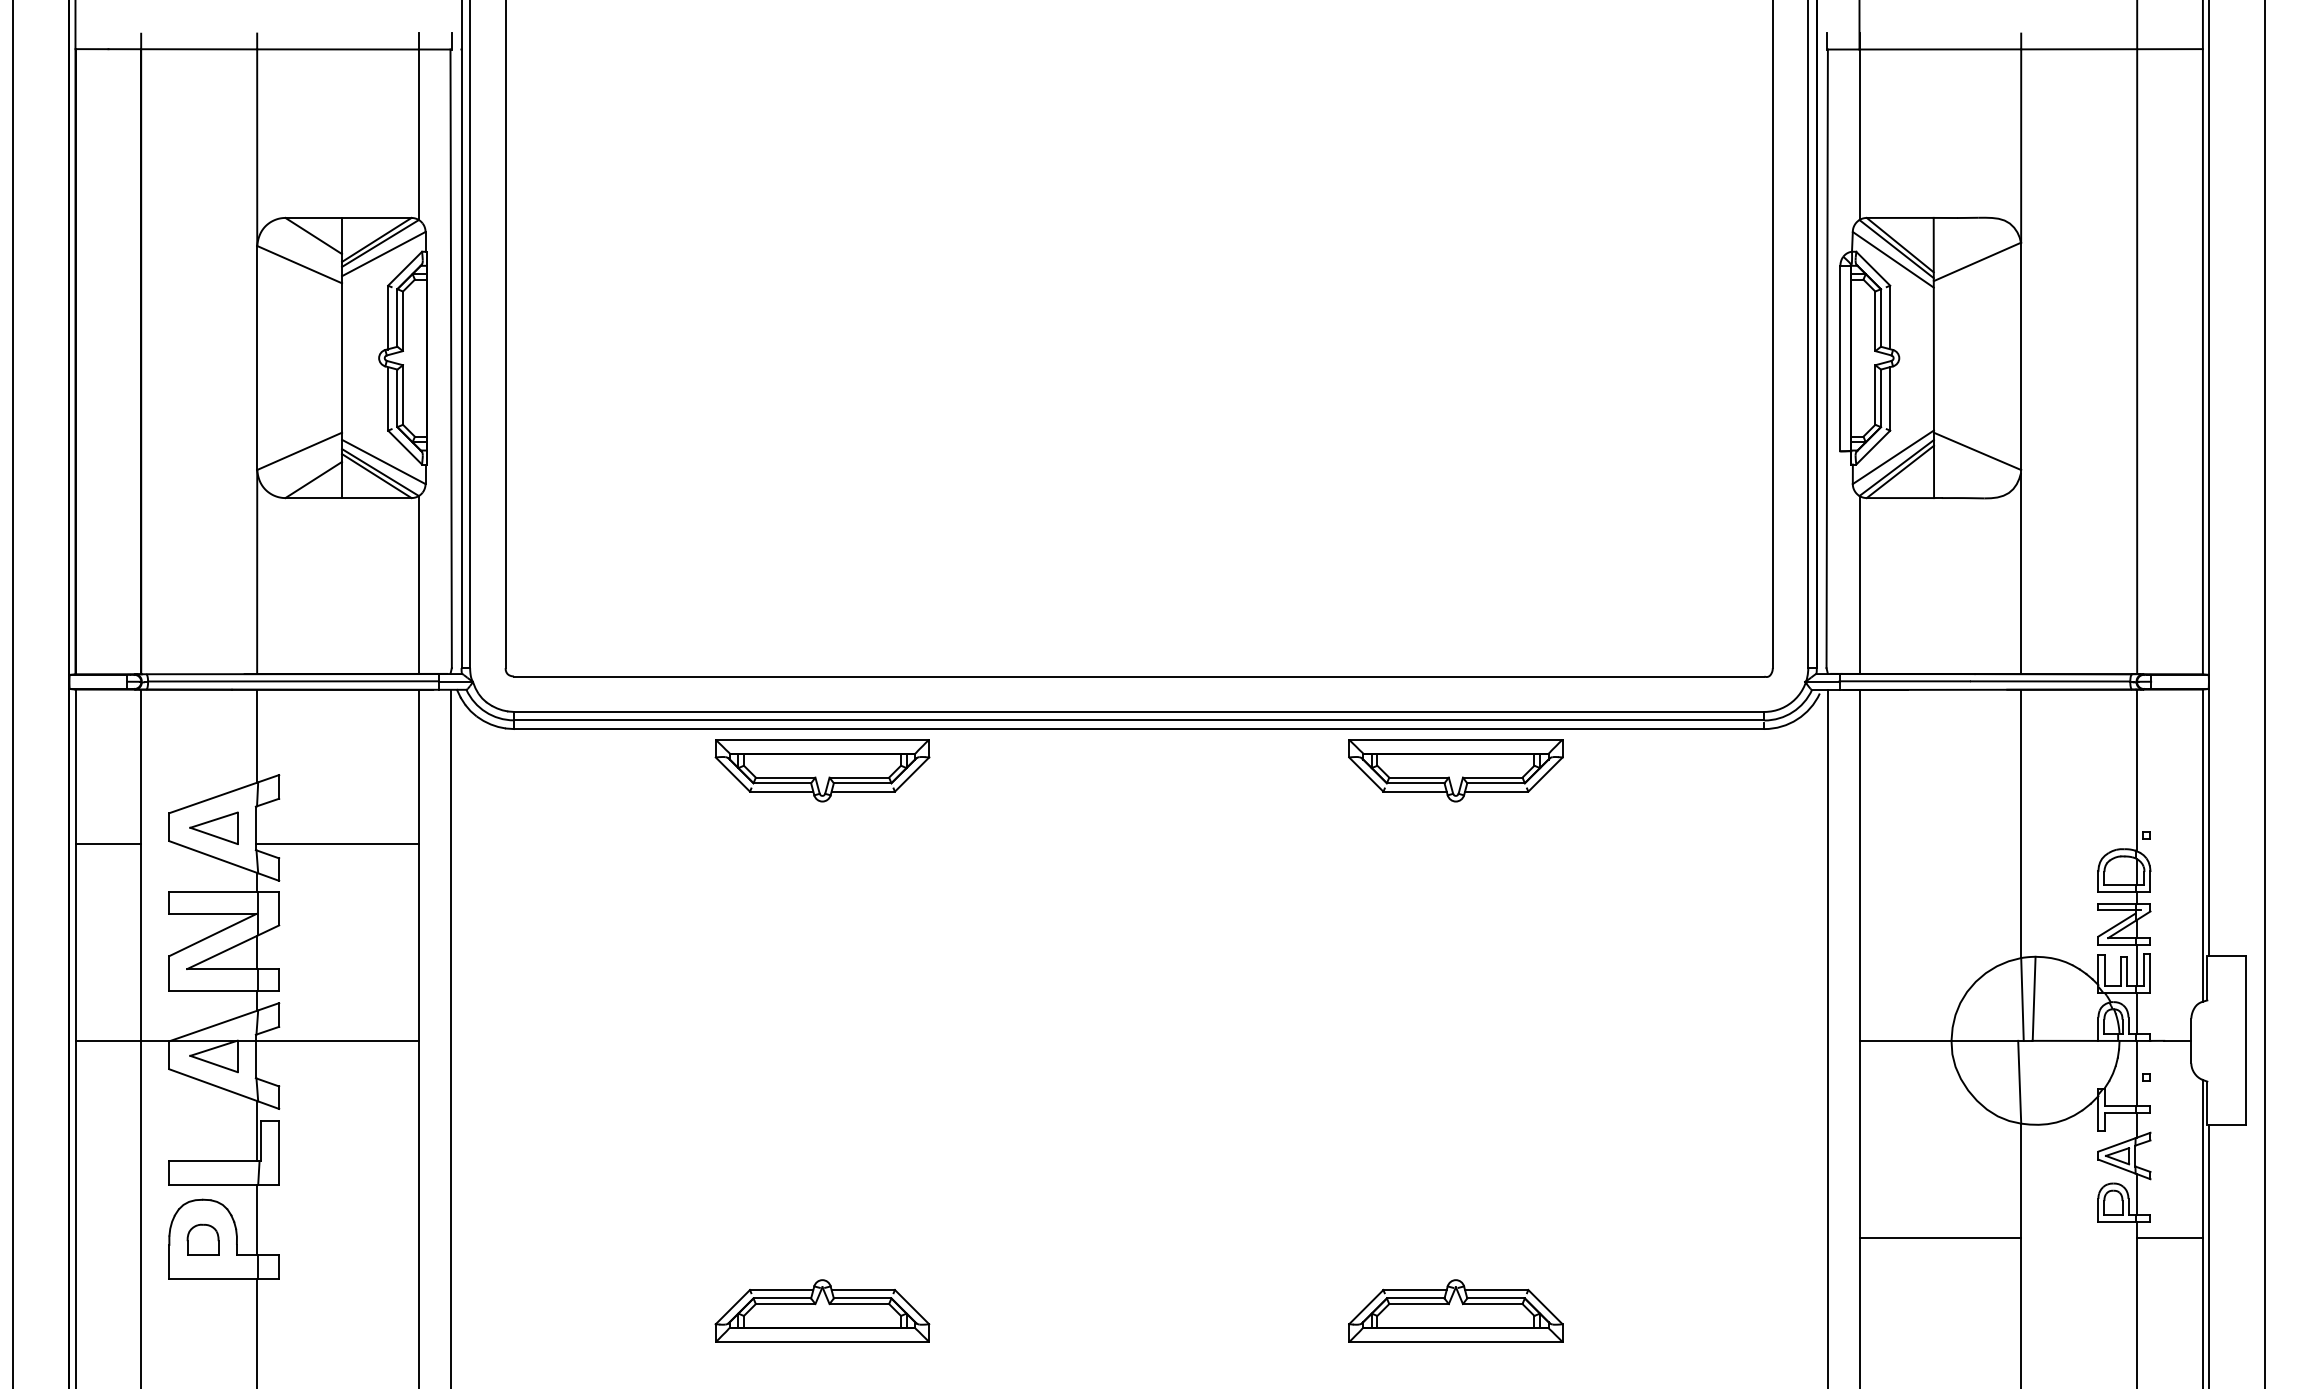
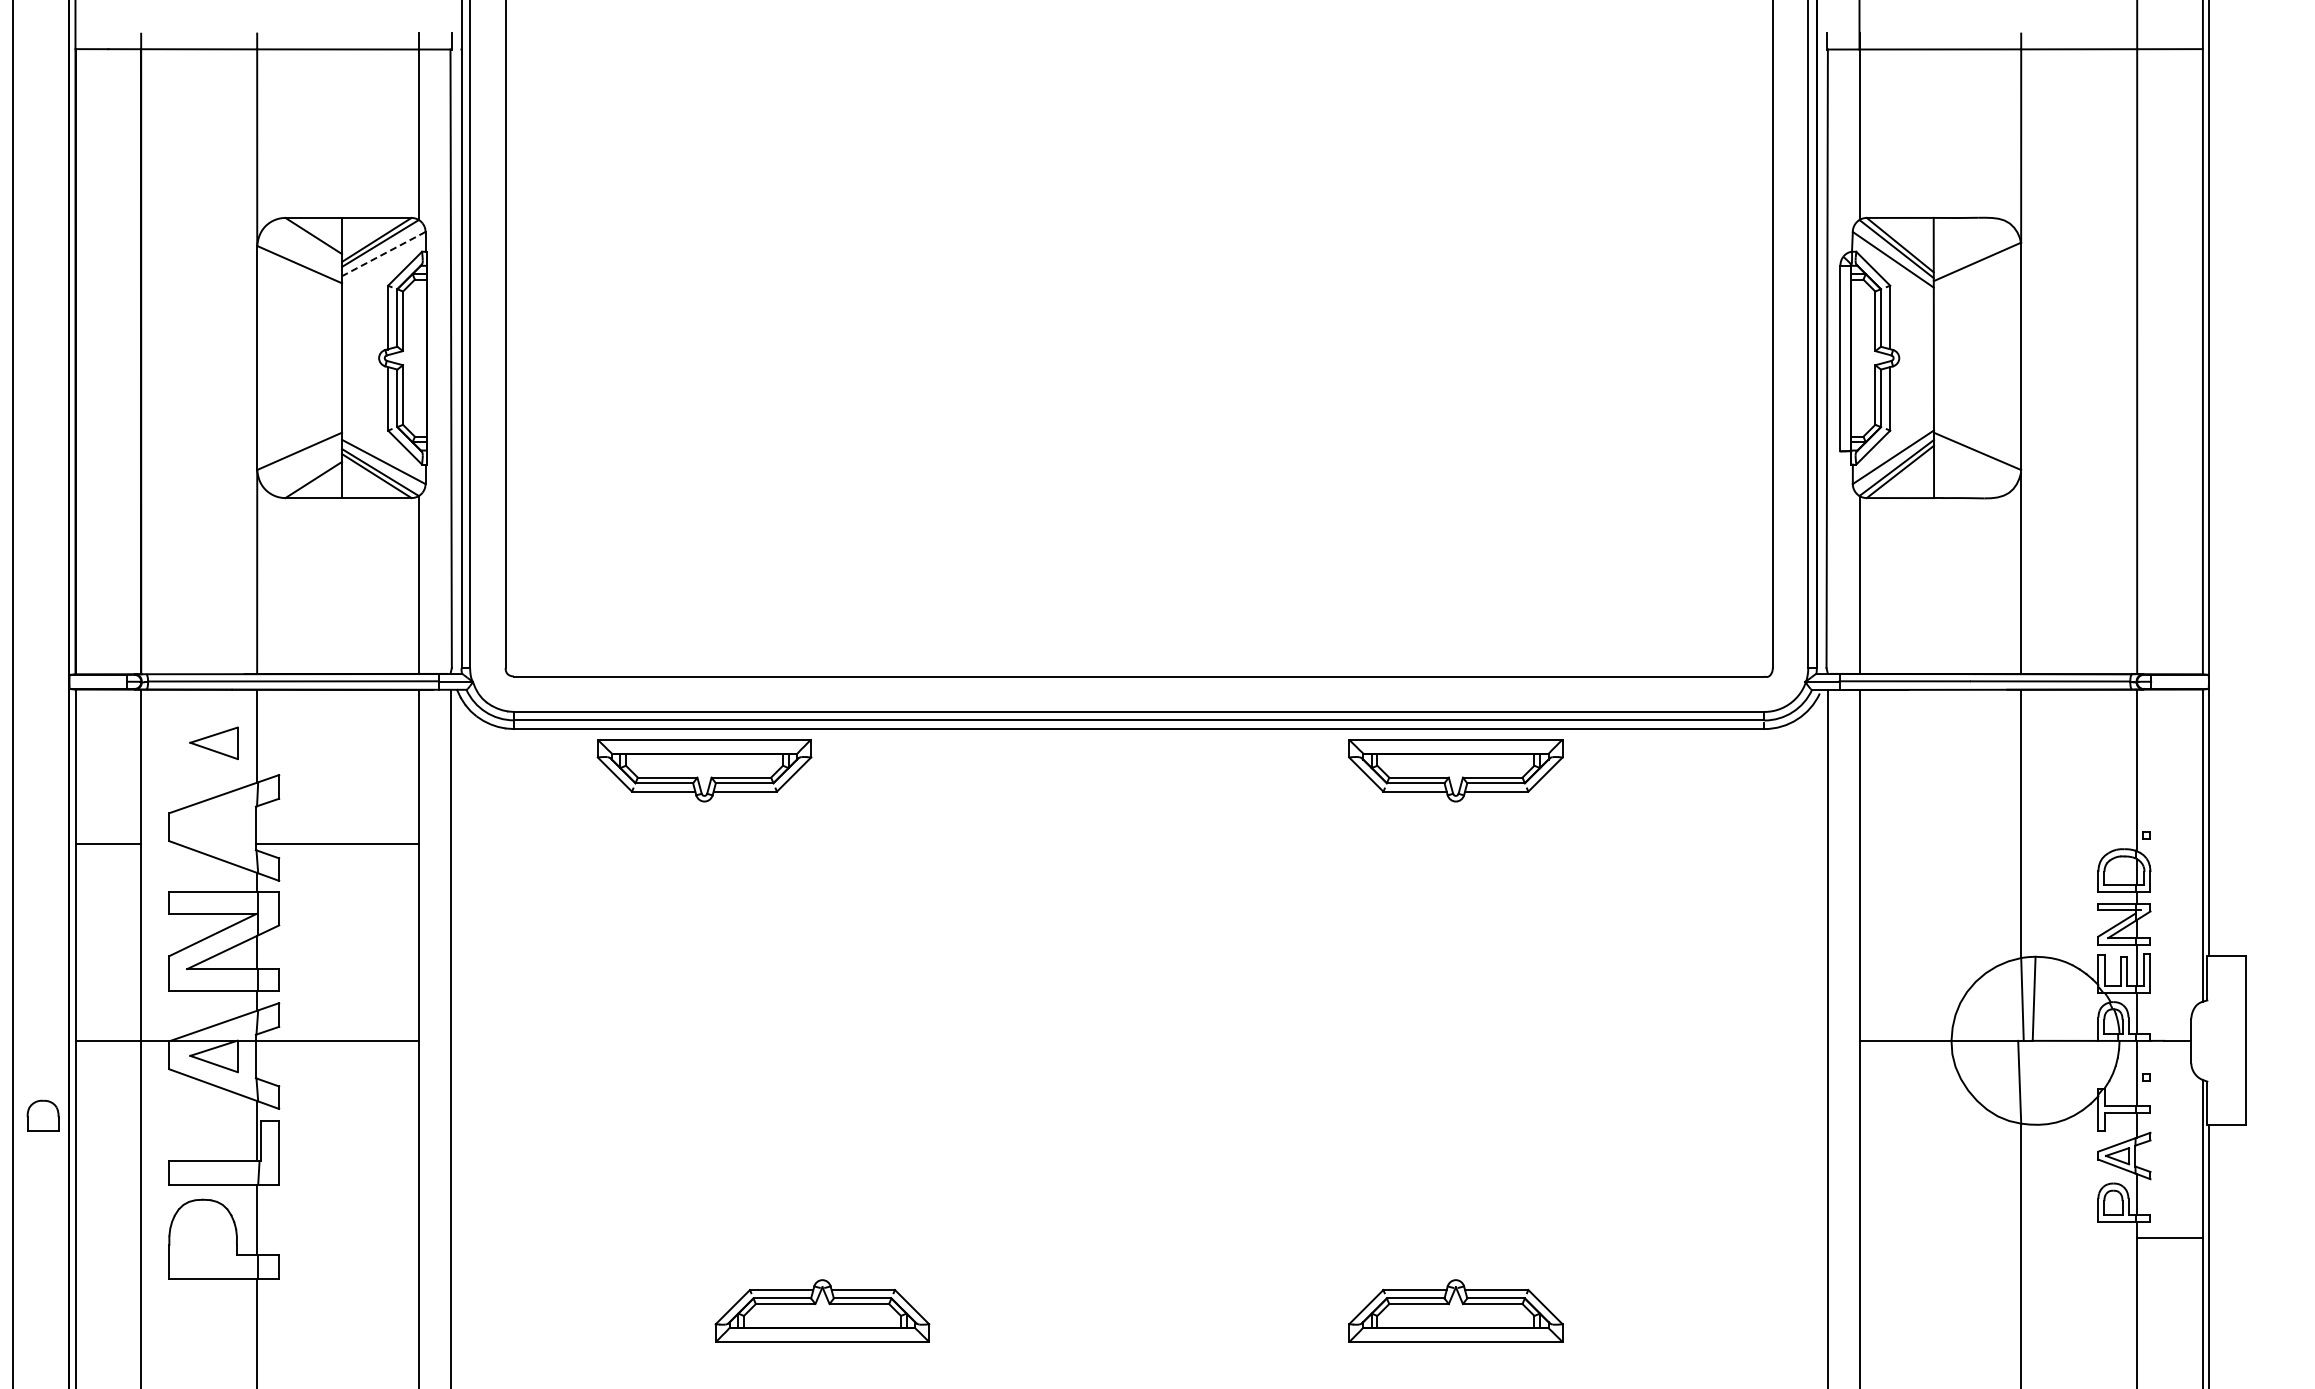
line: solid -> dashed (383, 254)
line: present -> none (2265, 693)
part position: (822, 770) -> (704, 770) (704, 770)
part position: (213, 827) -> (213, 742) (213, 742)
line: present -> none (1940, 1237)
part position: (202, 1239) -> (42, 1115) (42, 1115)
